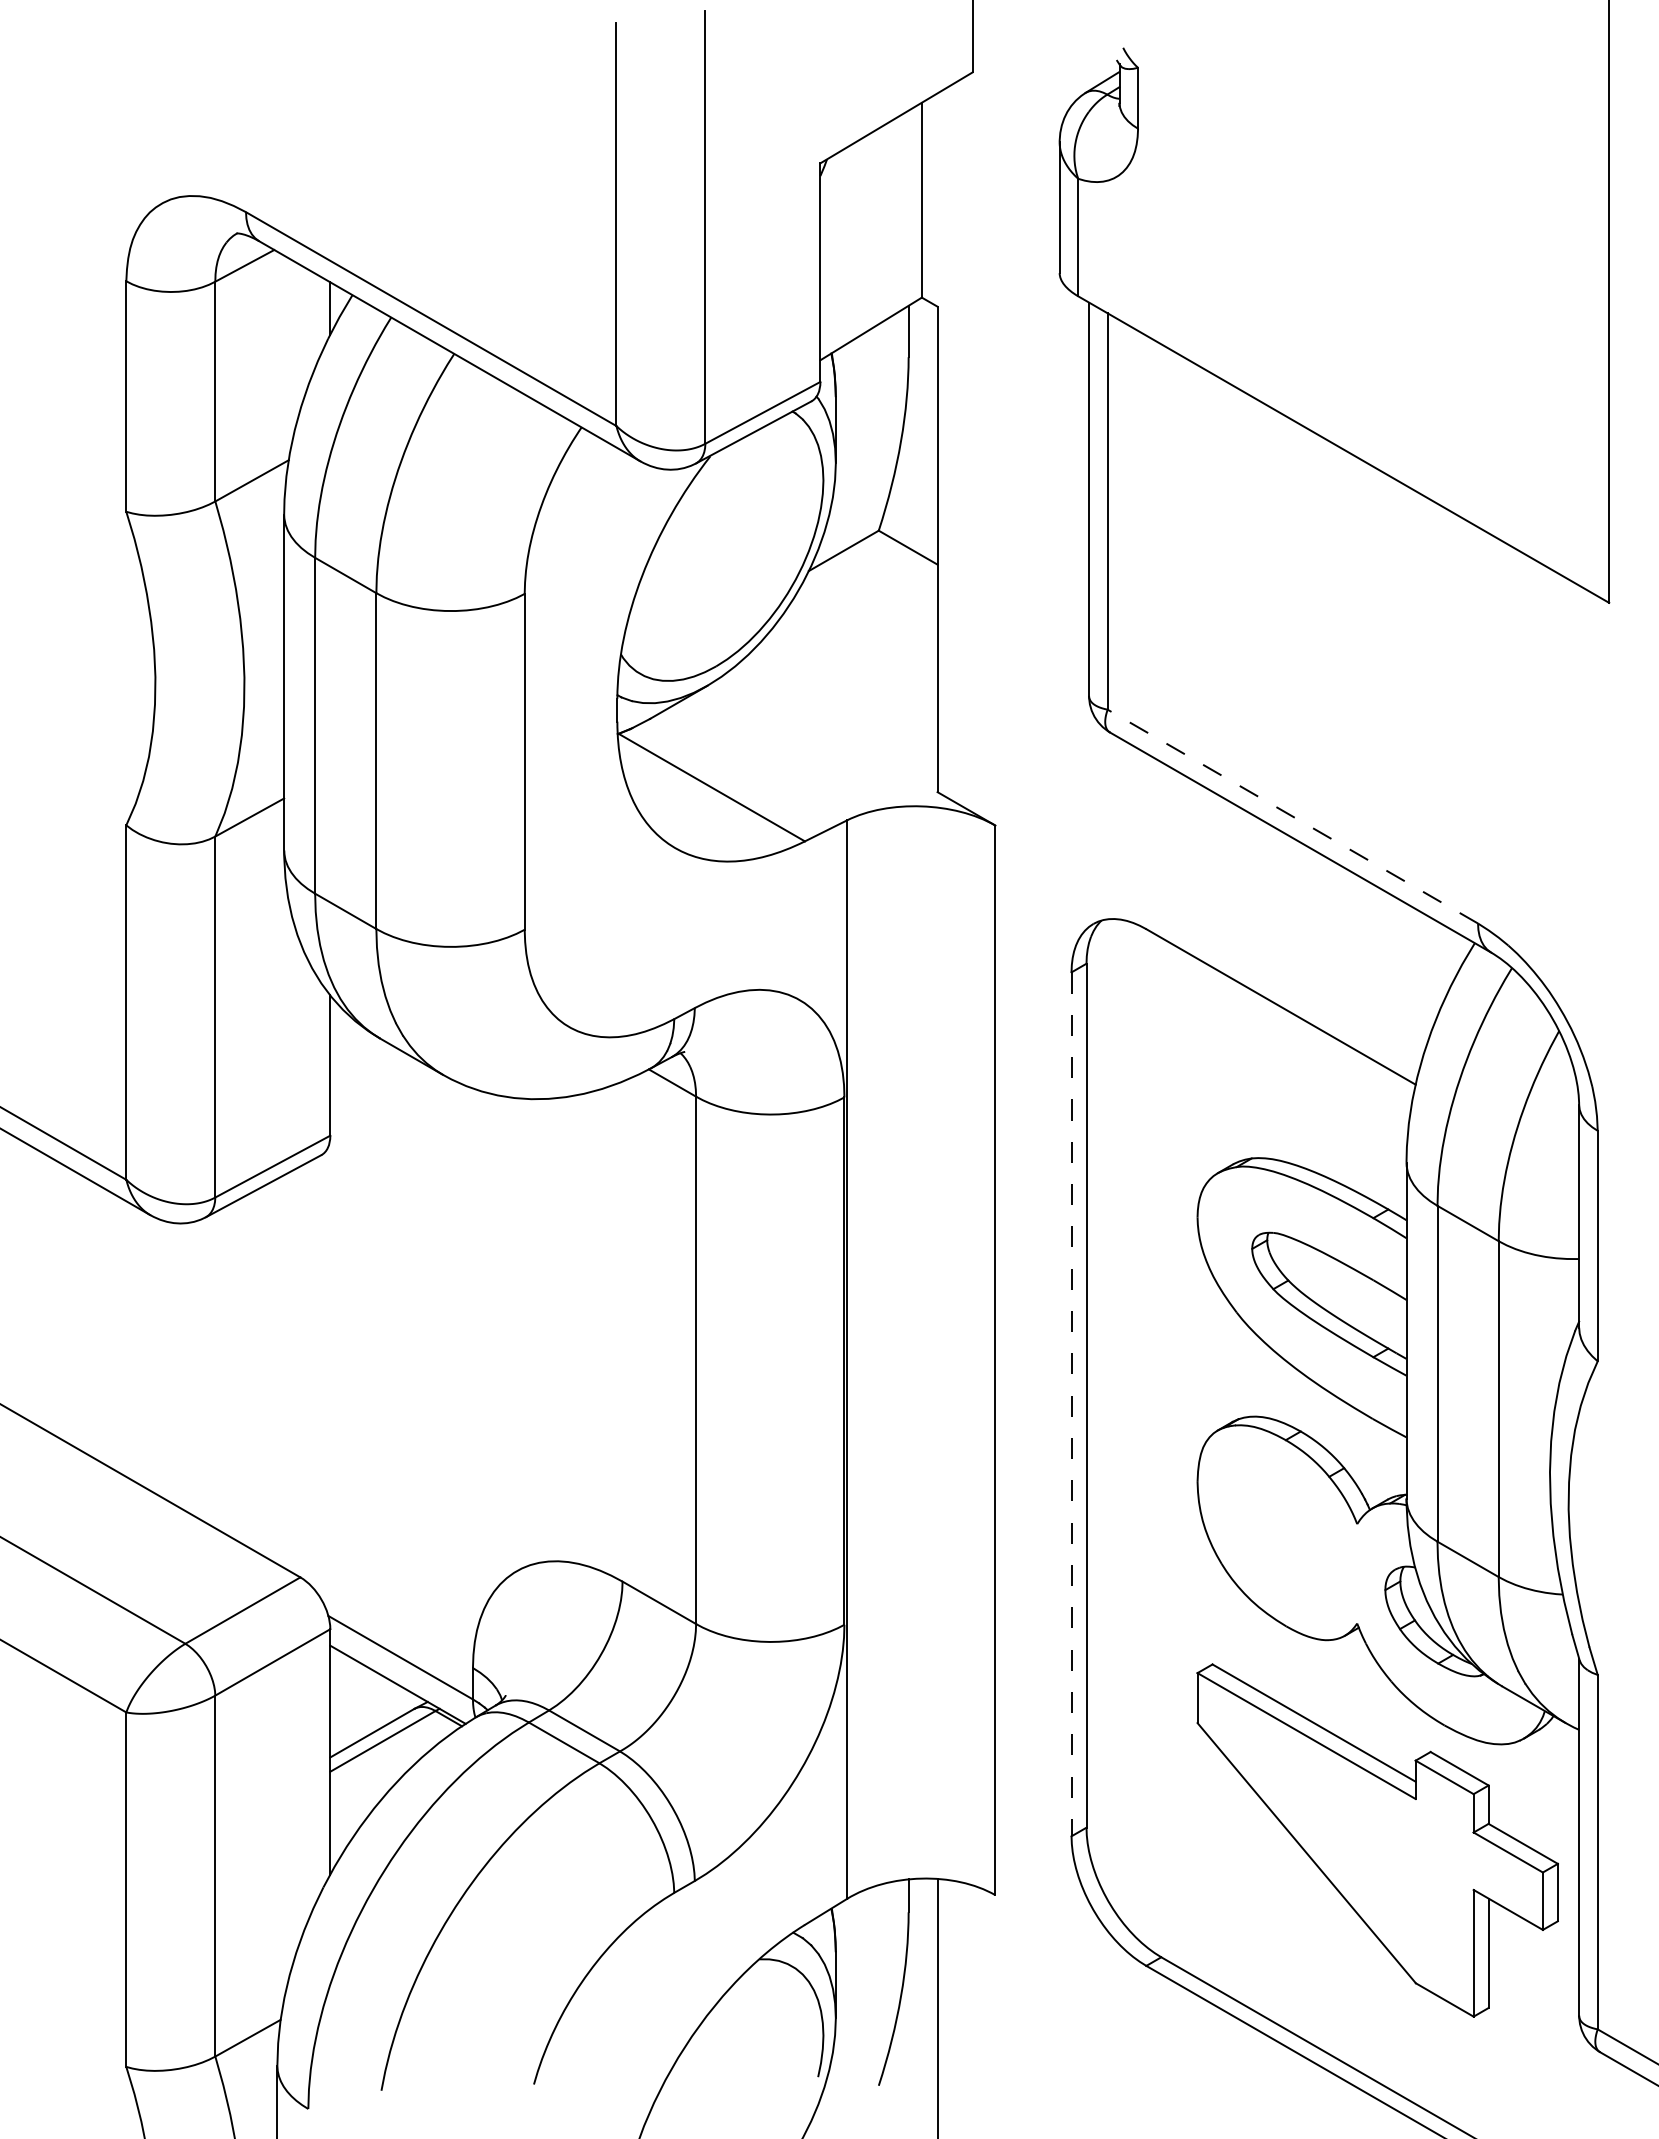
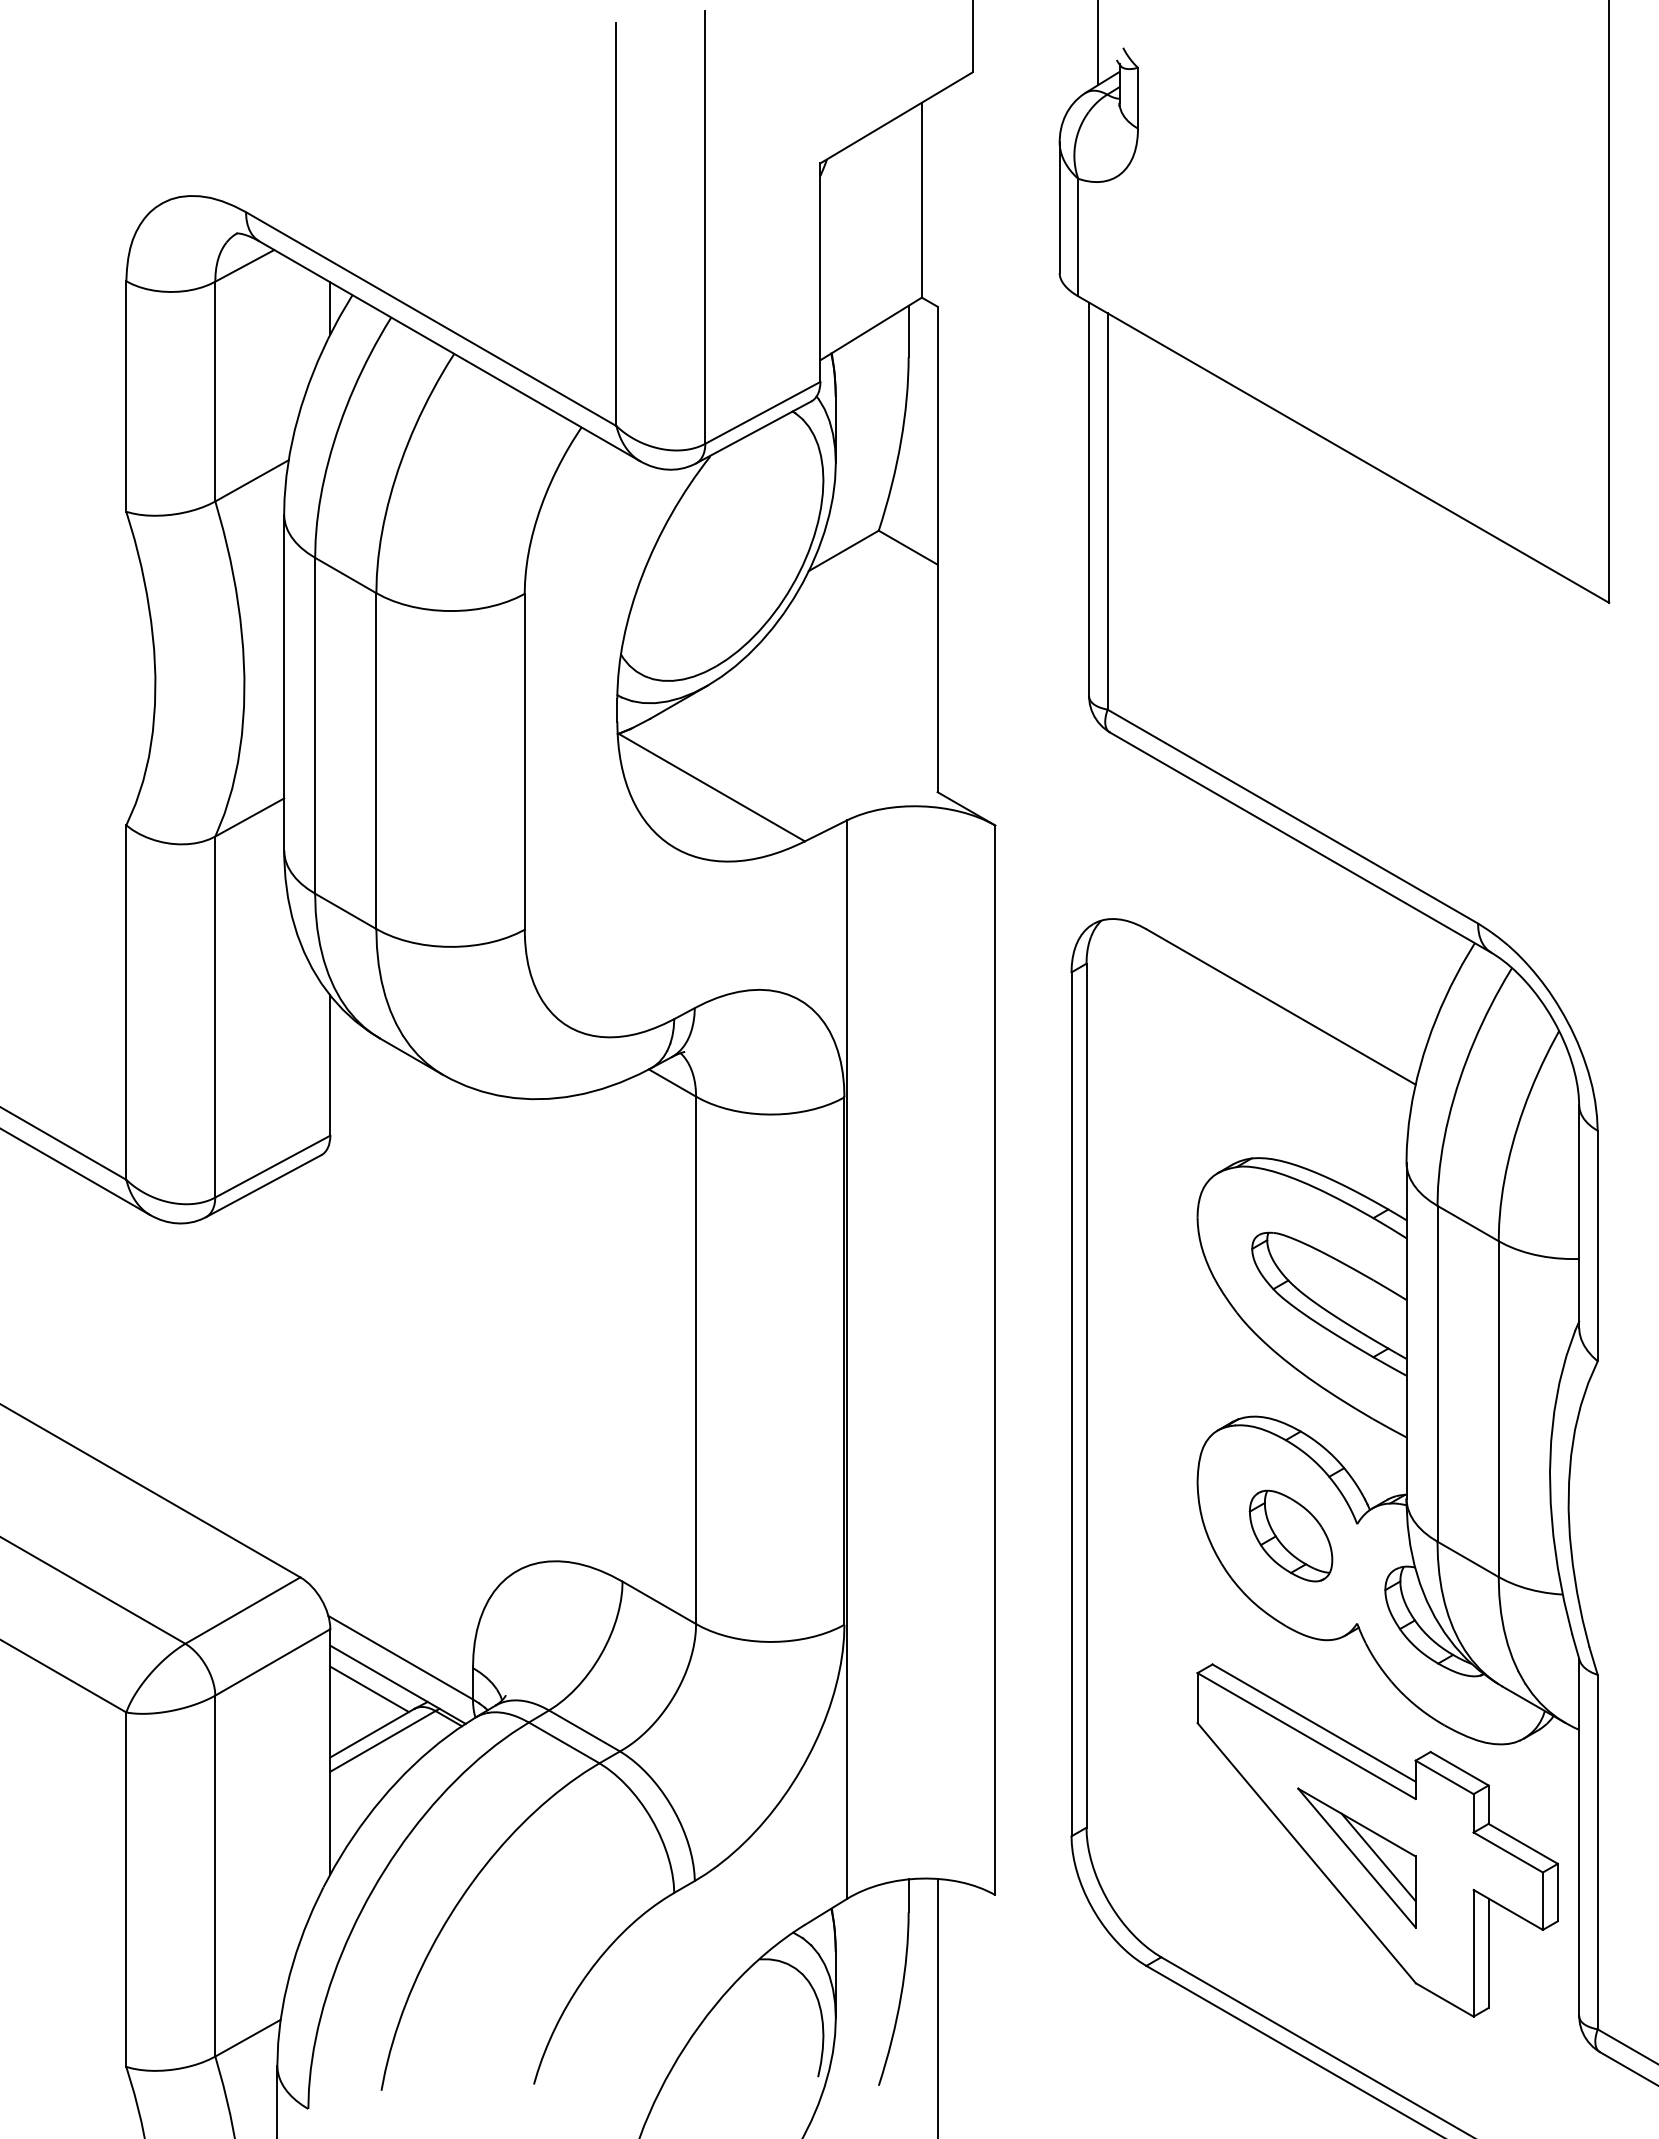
line: none -> present (1097, 43)
line: dashed -> solid (1292, 816)
line: dashed -> solid (1071, 1404)
part: none -> present (1290, 1535)
line: none -> present (369, 1689)
part: none -> present (1356, 1857)
